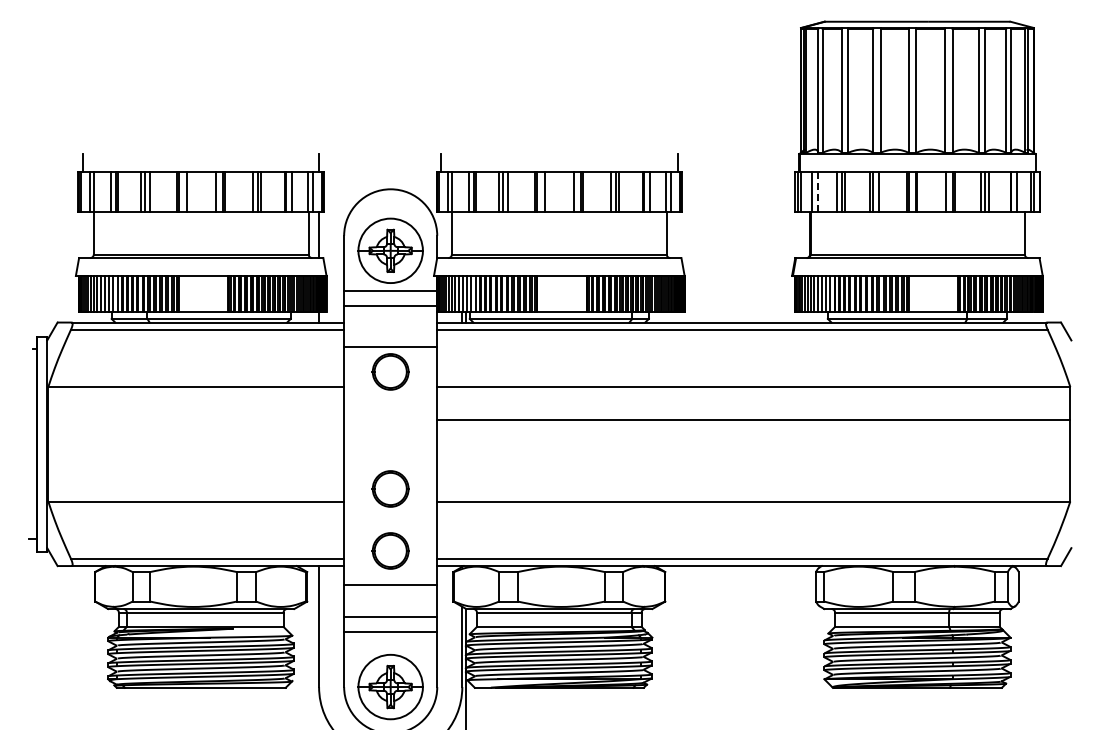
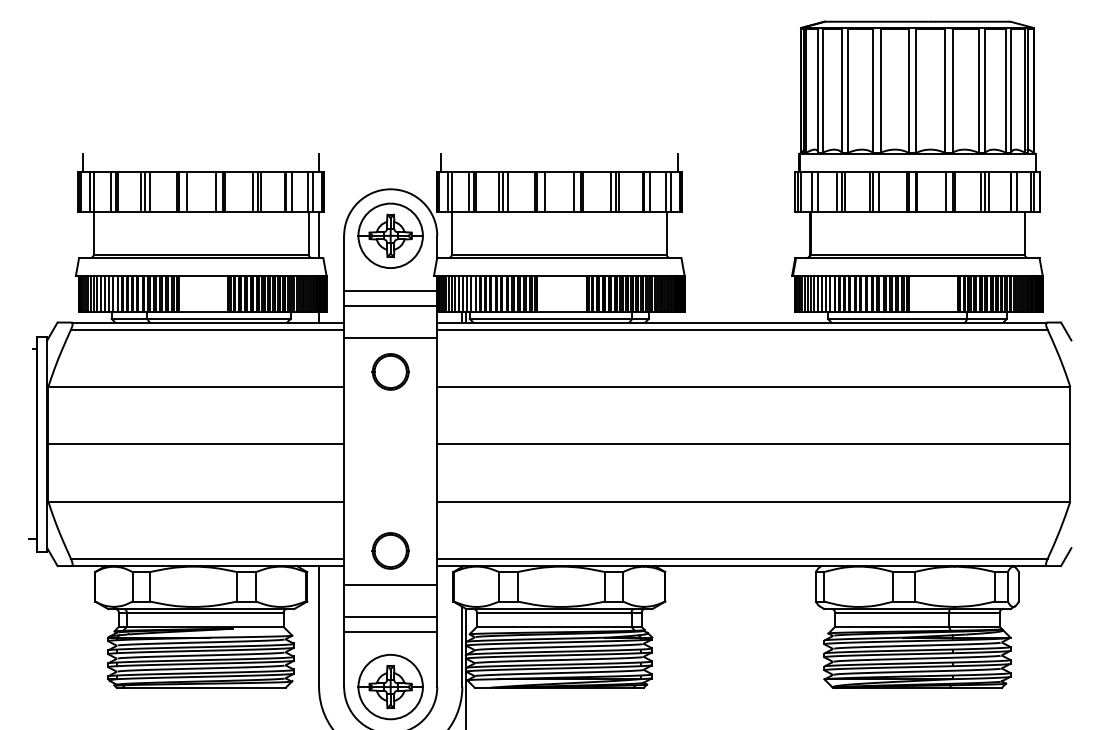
line: dashed -> solid (817, 191)
part position: (390, 250) -> (390, 235) (390, 235)
line position: (390, 346) -> (390, 337) (390, 337)
line position: (753, 420) -> (753, 444) (753, 444)
line: none -> present (196, 444)
part: present -> none (390, 488)
